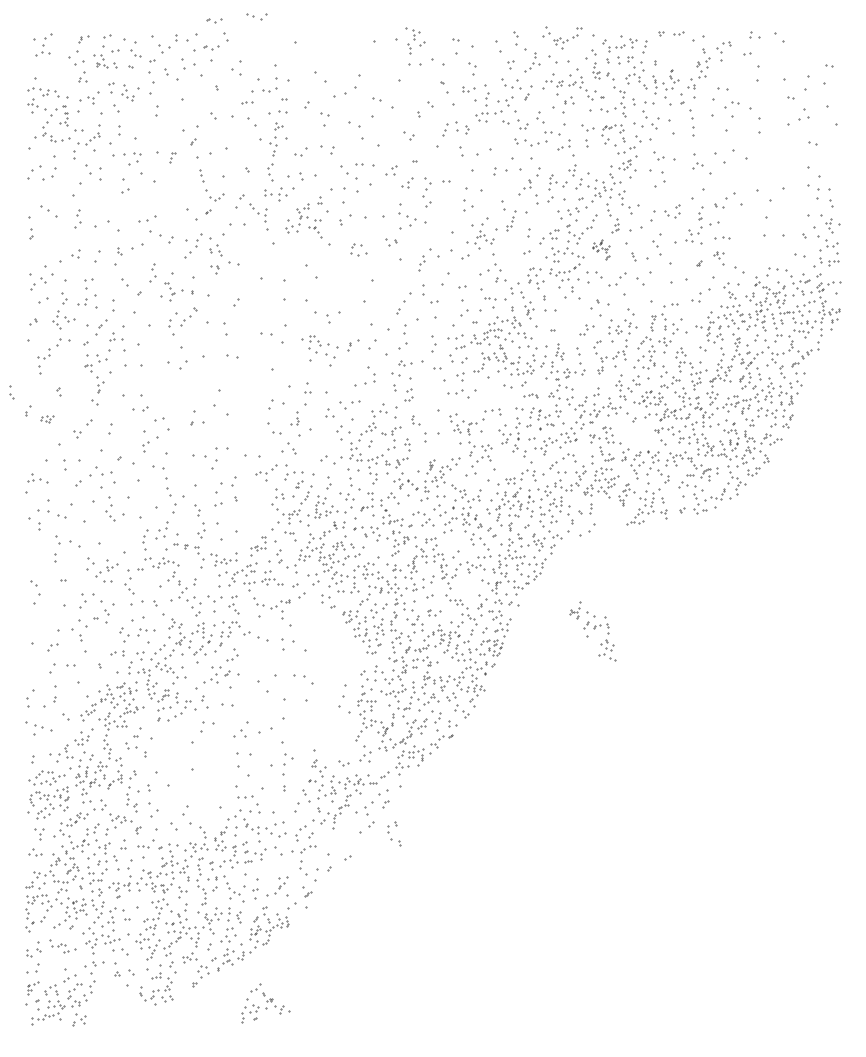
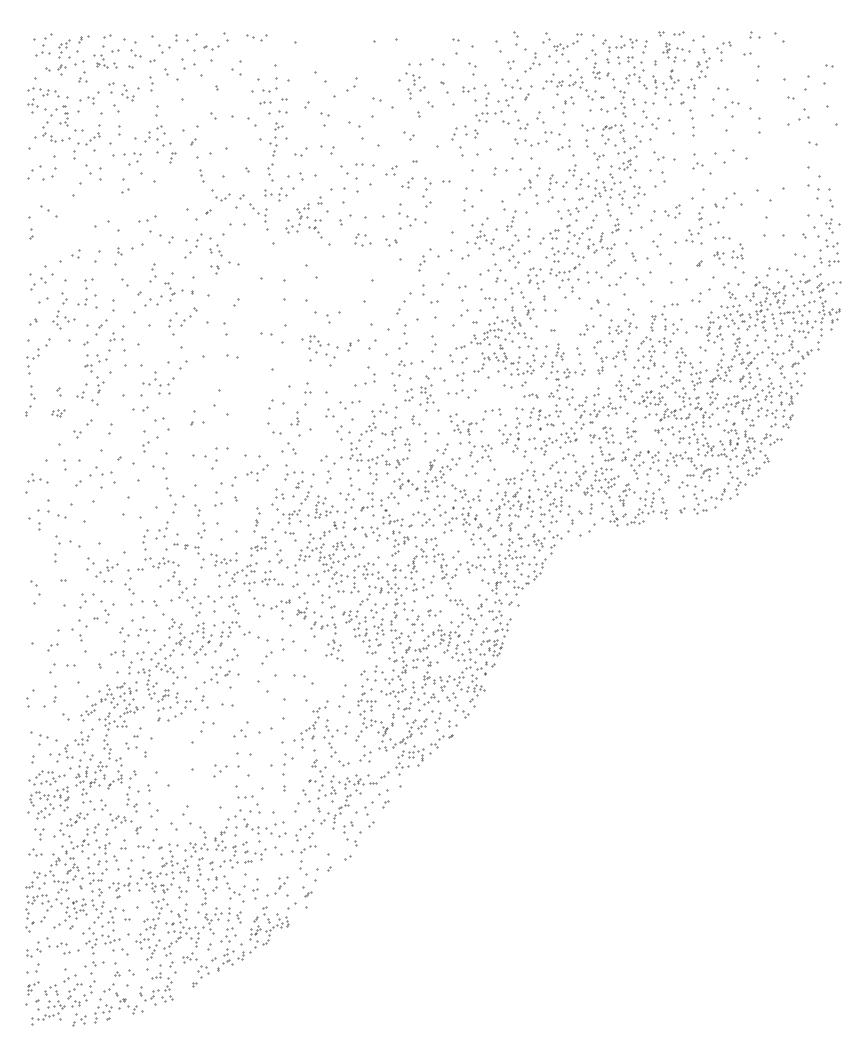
part position: (256, 16) -> (256, 37) (256, 37)
part: present -> none (214, 20)
part position: (562, 37) -> (562, 43) (562, 43)
part position: (415, 40) -> (415, 85) (415, 85)
part: none -> present (676, 52)
part: none -> present (57, 57)
part size: 7x24 px -> 5x16 px (151, 83)
part size: 17x21 px -> 12x15 px (351, 84)
part position: (247, 102) -> (265, 102) (265, 102)
part position: (455, 128) -> (464, 132) (464, 132)
part: none -> present (157, 135)
part: none -> present (598, 160)
part: none -> present (639, 191)
part position: (214, 195) -> (220, 195) (220, 195)
part: present -> none (77, 218)
part position: (358, 249) -> (362, 239) (362, 239)
part size: 19x22 px -> 29x35 px (601, 249)
part: none -> present (509, 251)
part: none -> present (737, 251)
part: none -> present (151, 302)
part: present -> none (455, 336)
part position: (49, 356) -> (38, 356) (38, 356)
part: none -> present (158, 382)
part: none -> present (81, 390)
part position: (11, 392) -> (32, 392) (32, 392)
part: none -> present (426, 393)
part position: (47, 419) -> (58, 413) (58, 413)
part: none -> present (631, 434)
part: none -> present (442, 448)
part position: (266, 472) -> (257, 472) (257, 472)
part position: (328, 482) -> (328, 476) (328, 476)
part: present -> none (110, 508)
part: none -> present (613, 514)
part: none -> present (256, 519)
part position: (592, 631) -> (319, 631) (319, 631)
part: none -> present (266, 657)
part position: (38, 728) -> (43, 738) (43, 738)
part: none -> present (320, 728)
part: none -> present (220, 770)
part position: (394, 833) -> (350, 833) (350, 833)
part size: 28x15 px -> 34x18 px (62, 945)
part position: (265, 1003) -> (118, 1003) (118, 1003)
